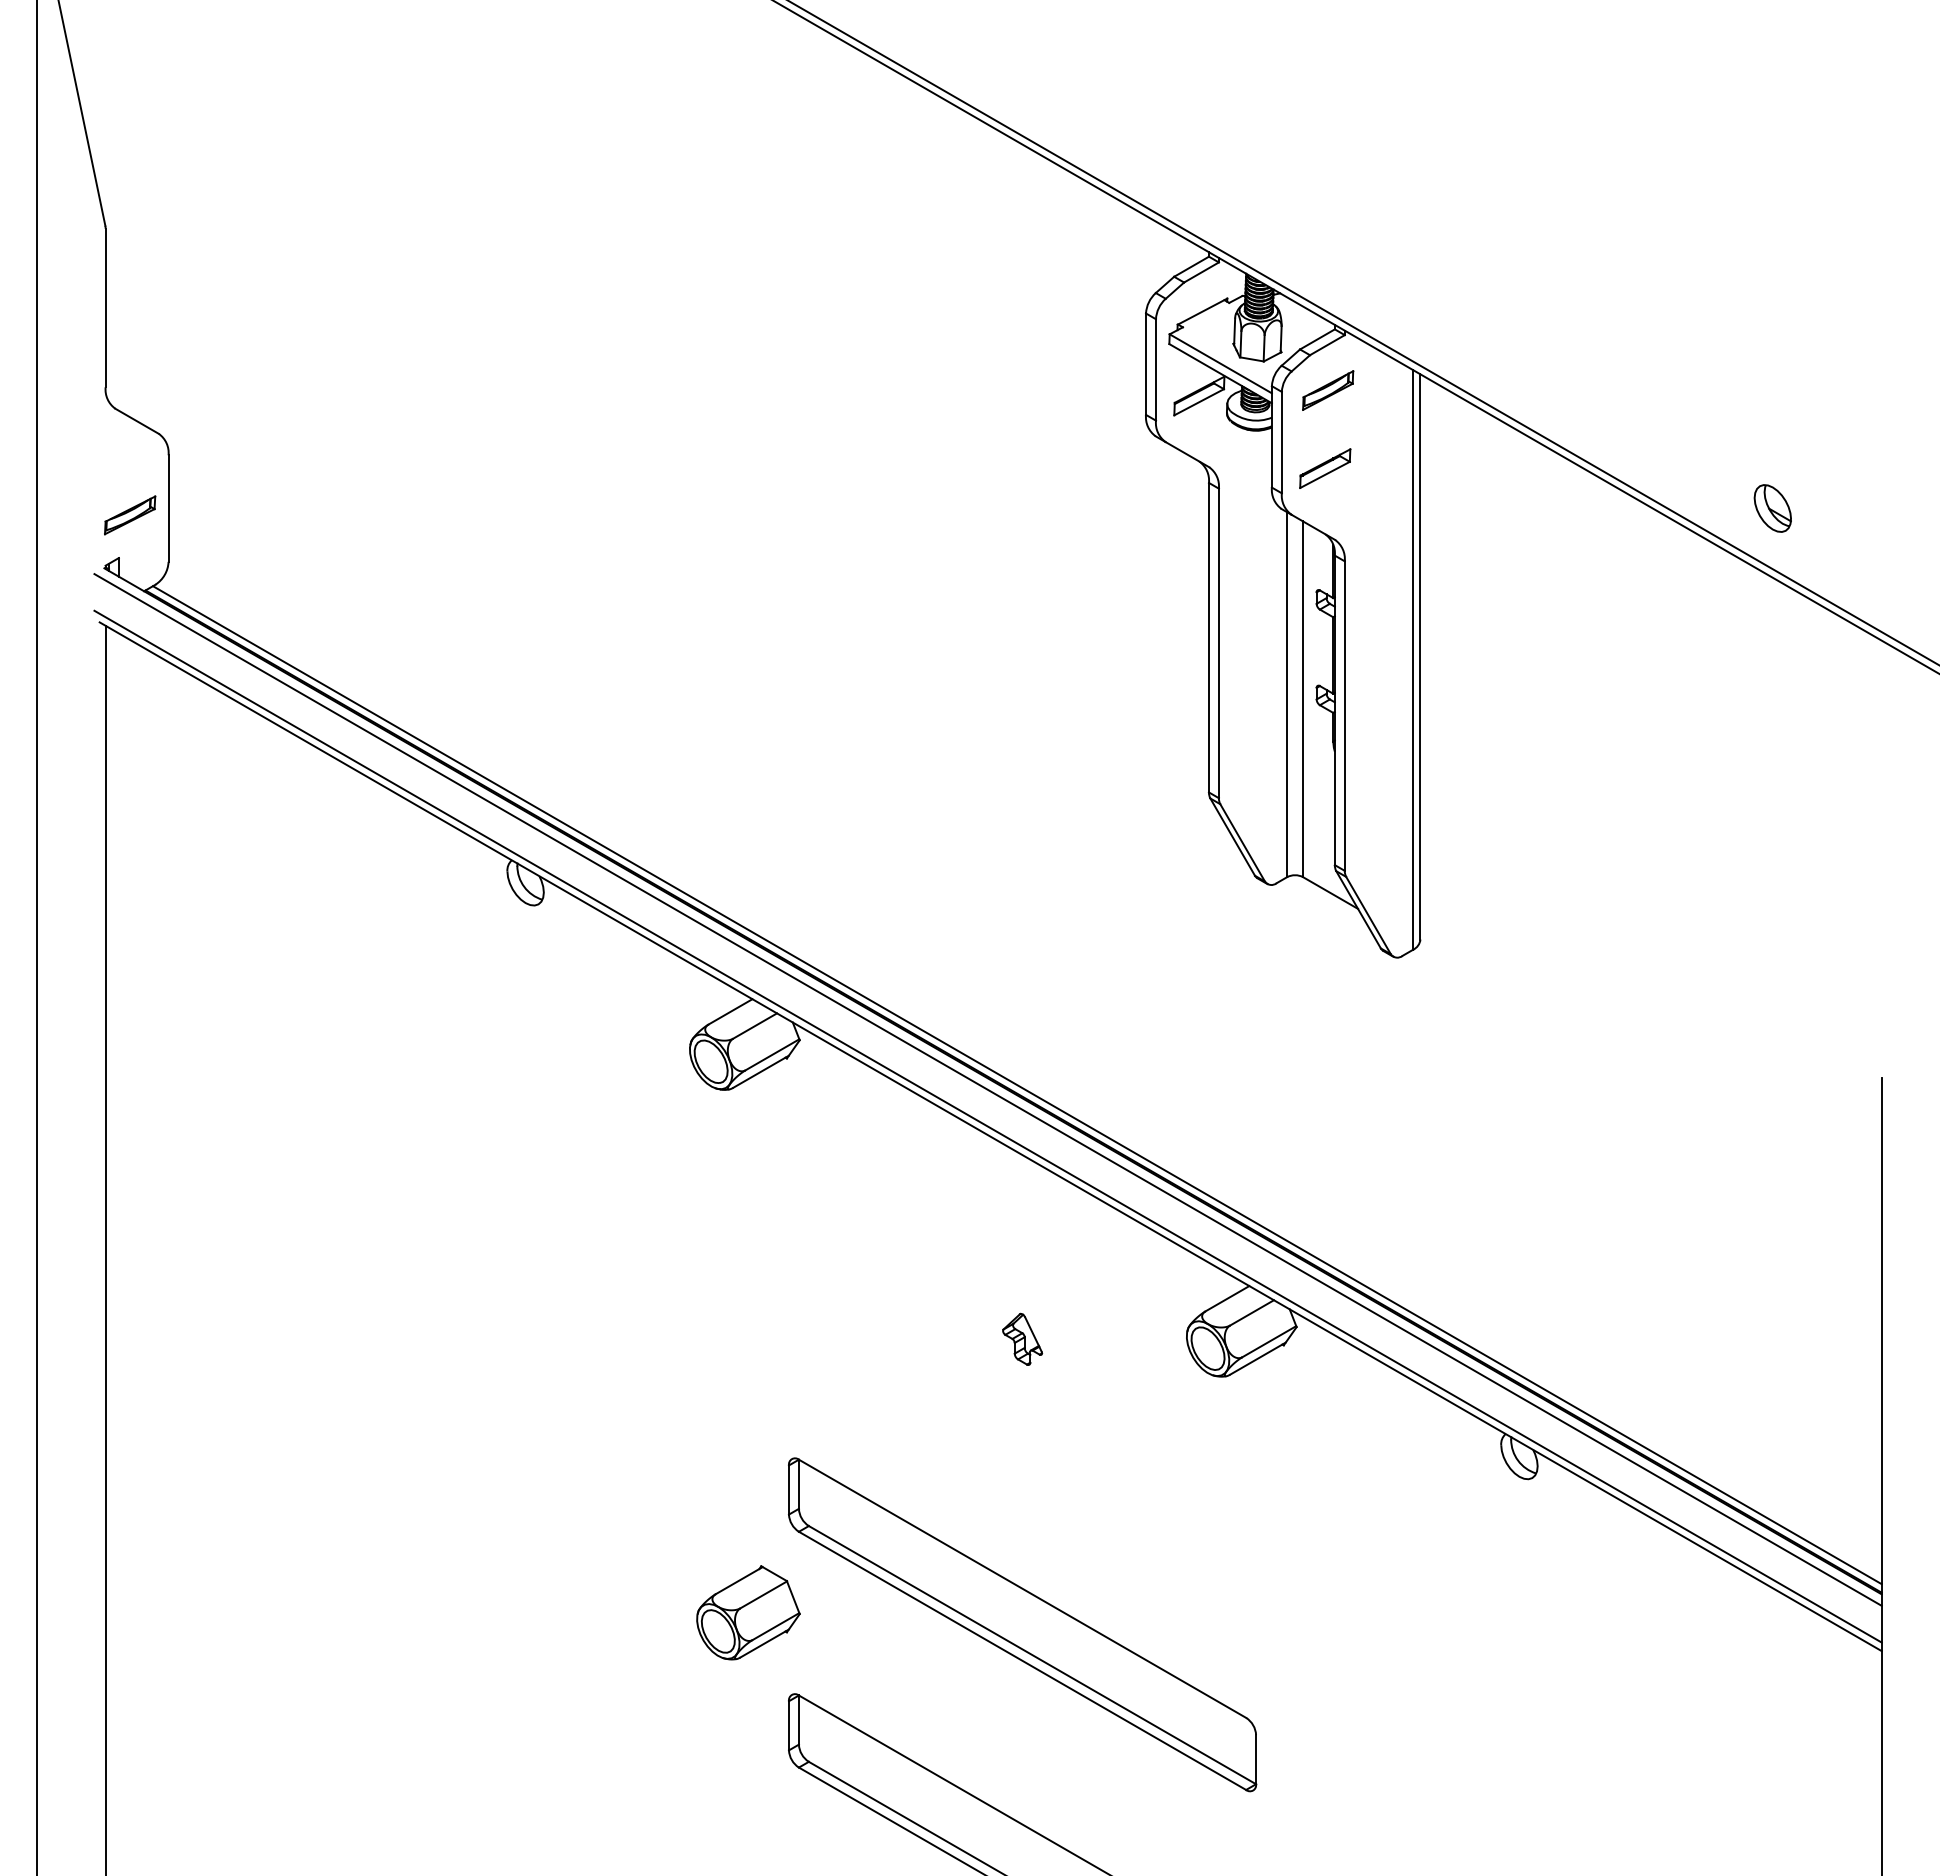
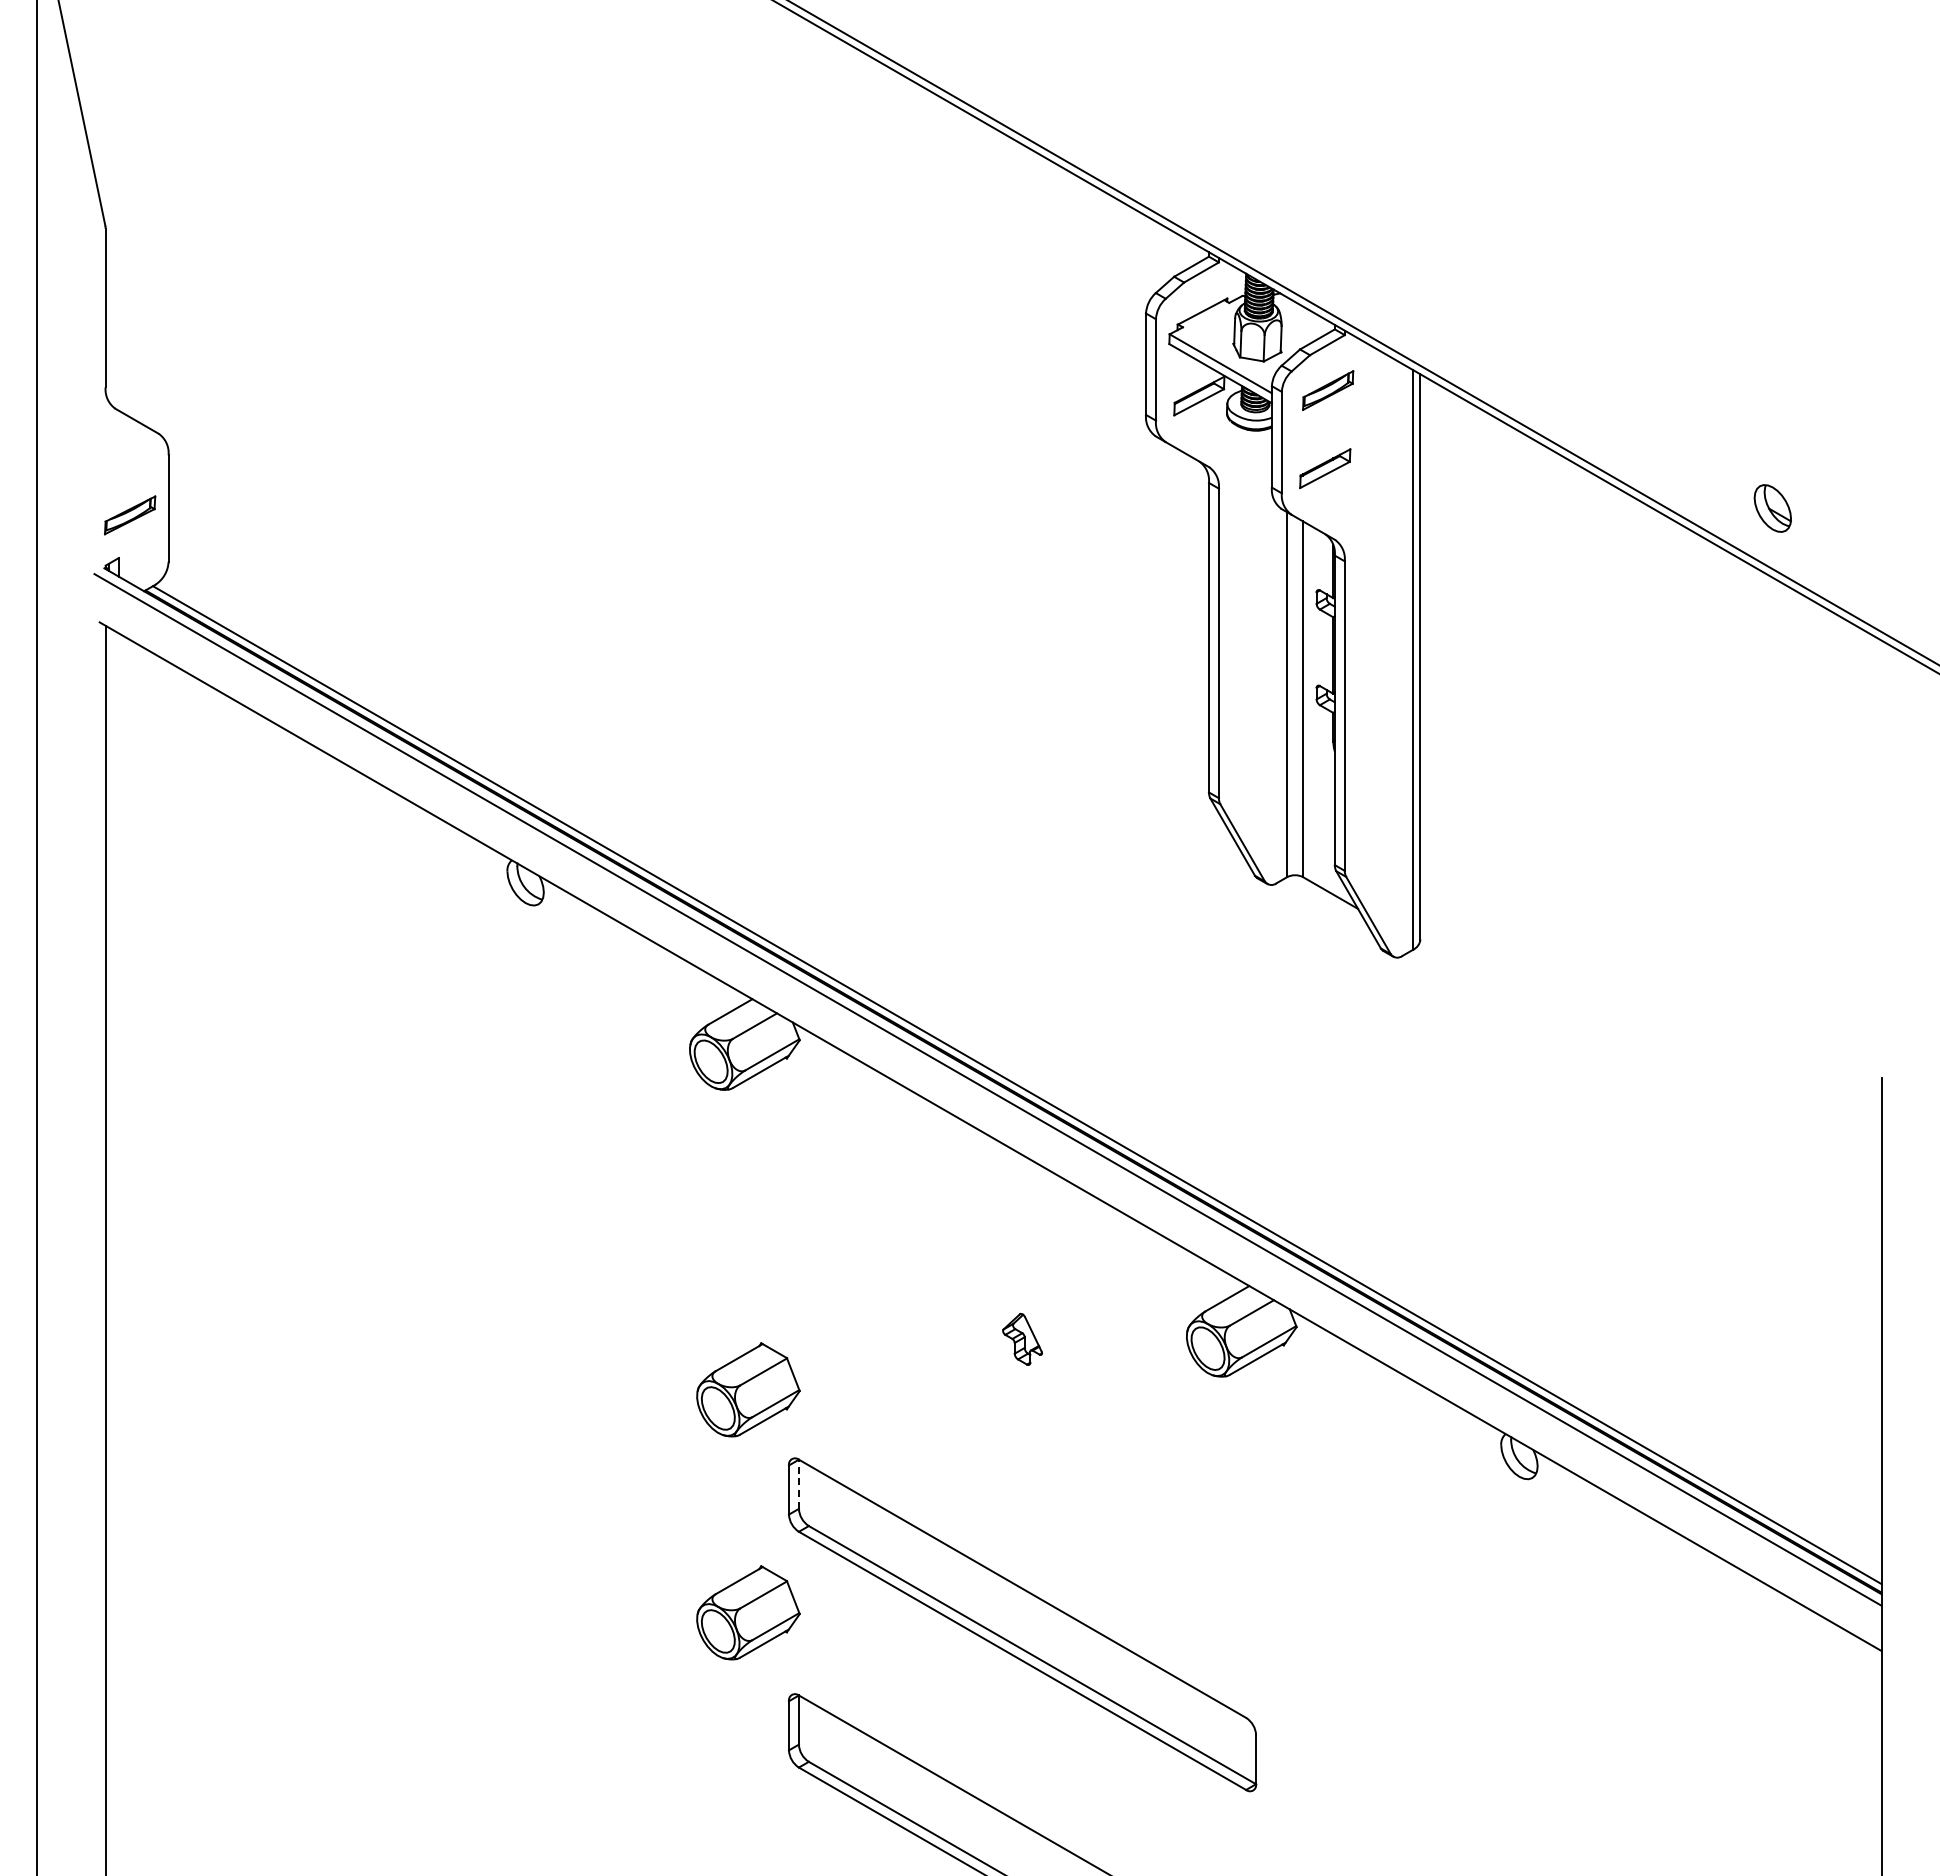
line: present -> none (987, 1126)
part: none -> present (748, 1389)
line: solid -> dashed (798, 1484)
